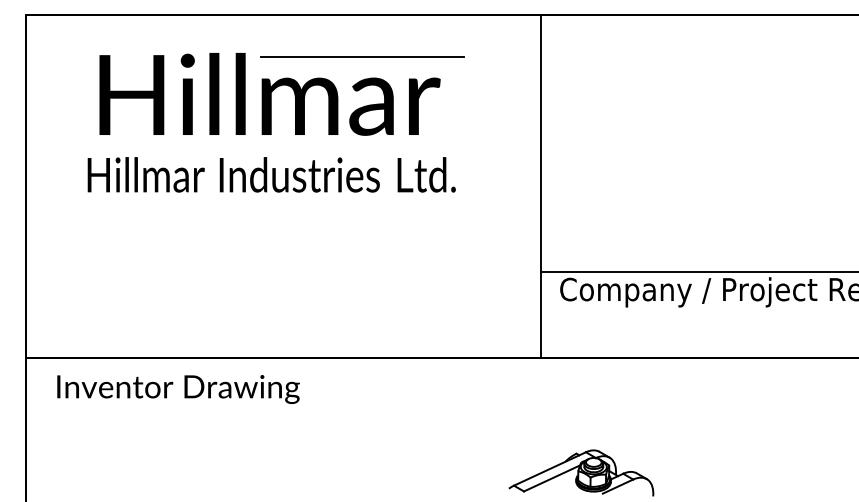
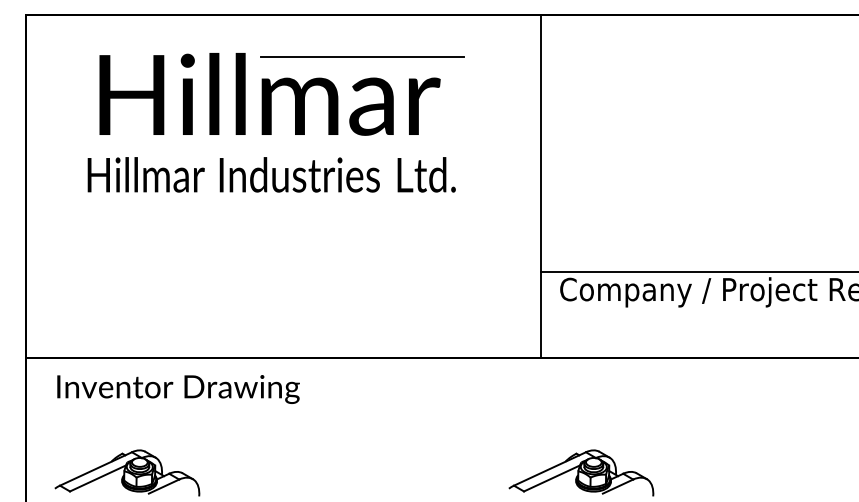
part: none -> present (127, 472)
